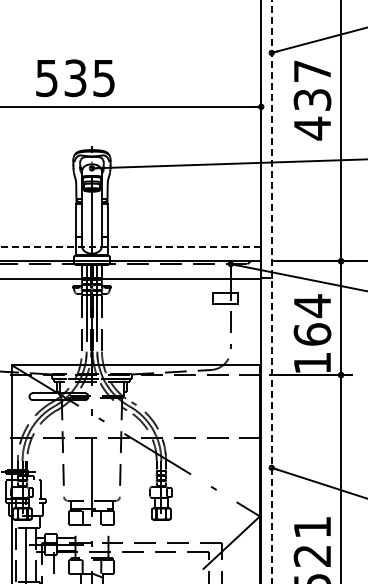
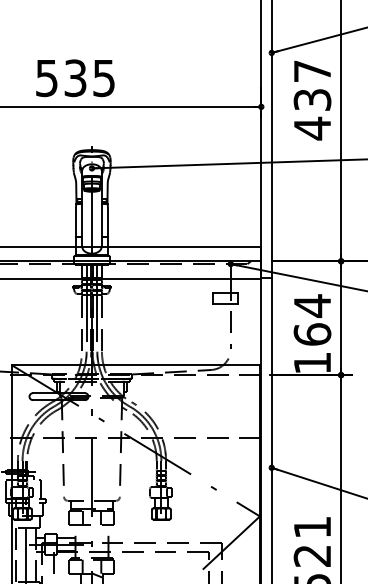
line: dashed -> solid (130, 247)
line: dashed -> solid (271, 292)
